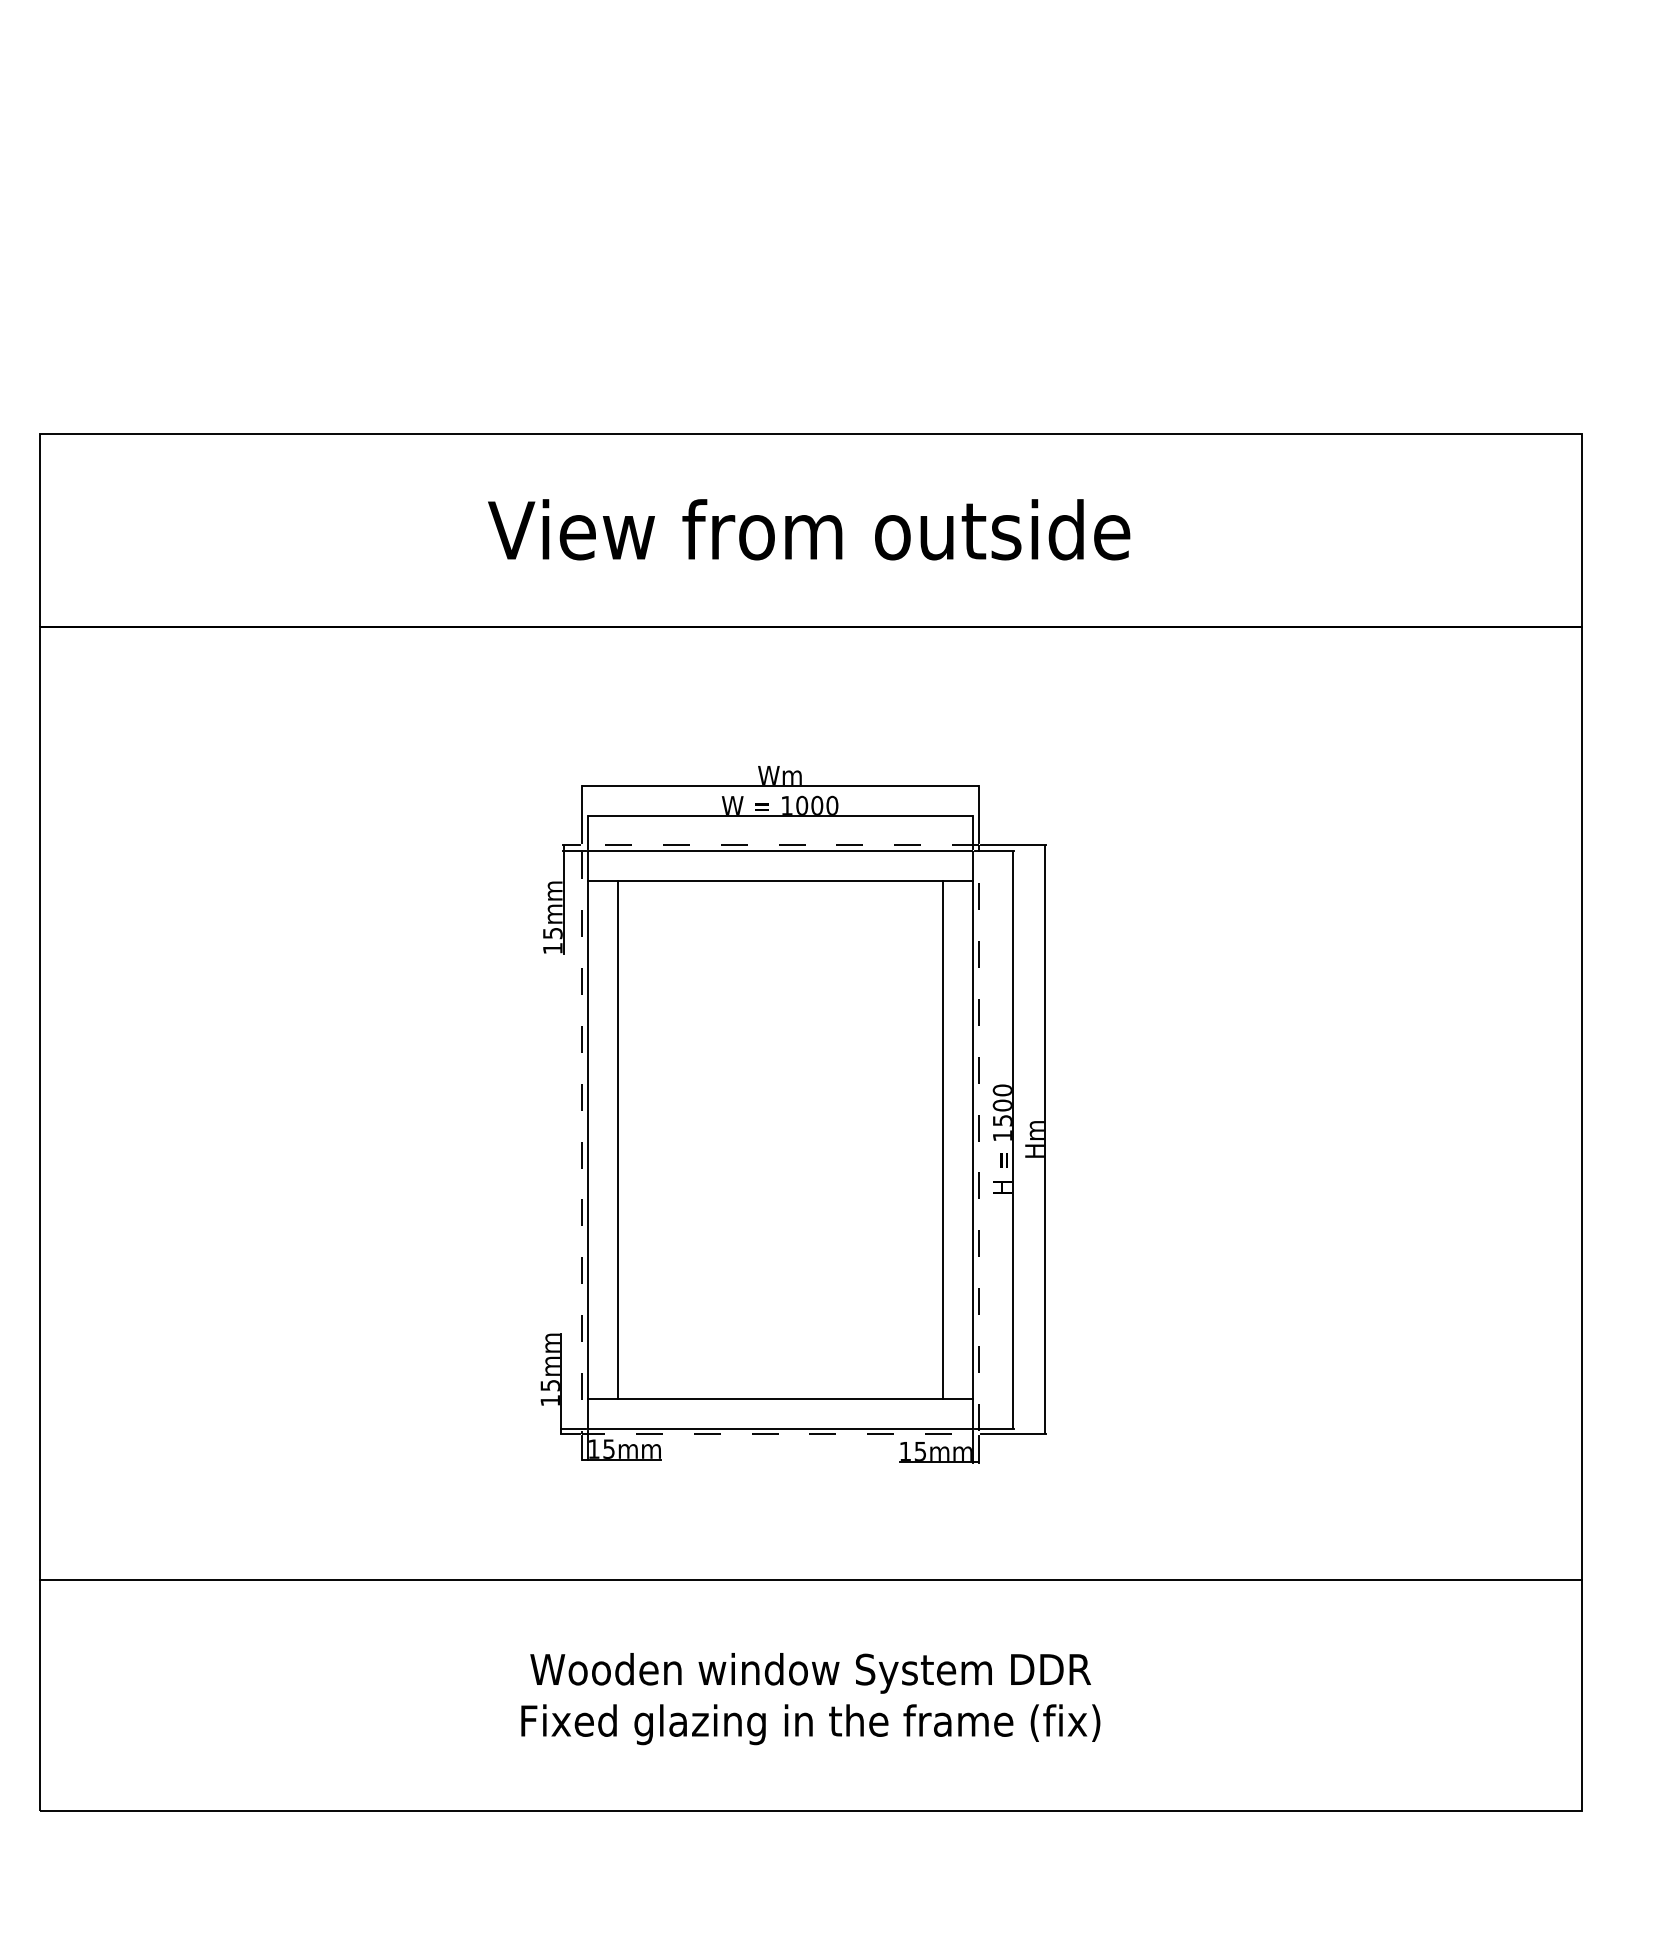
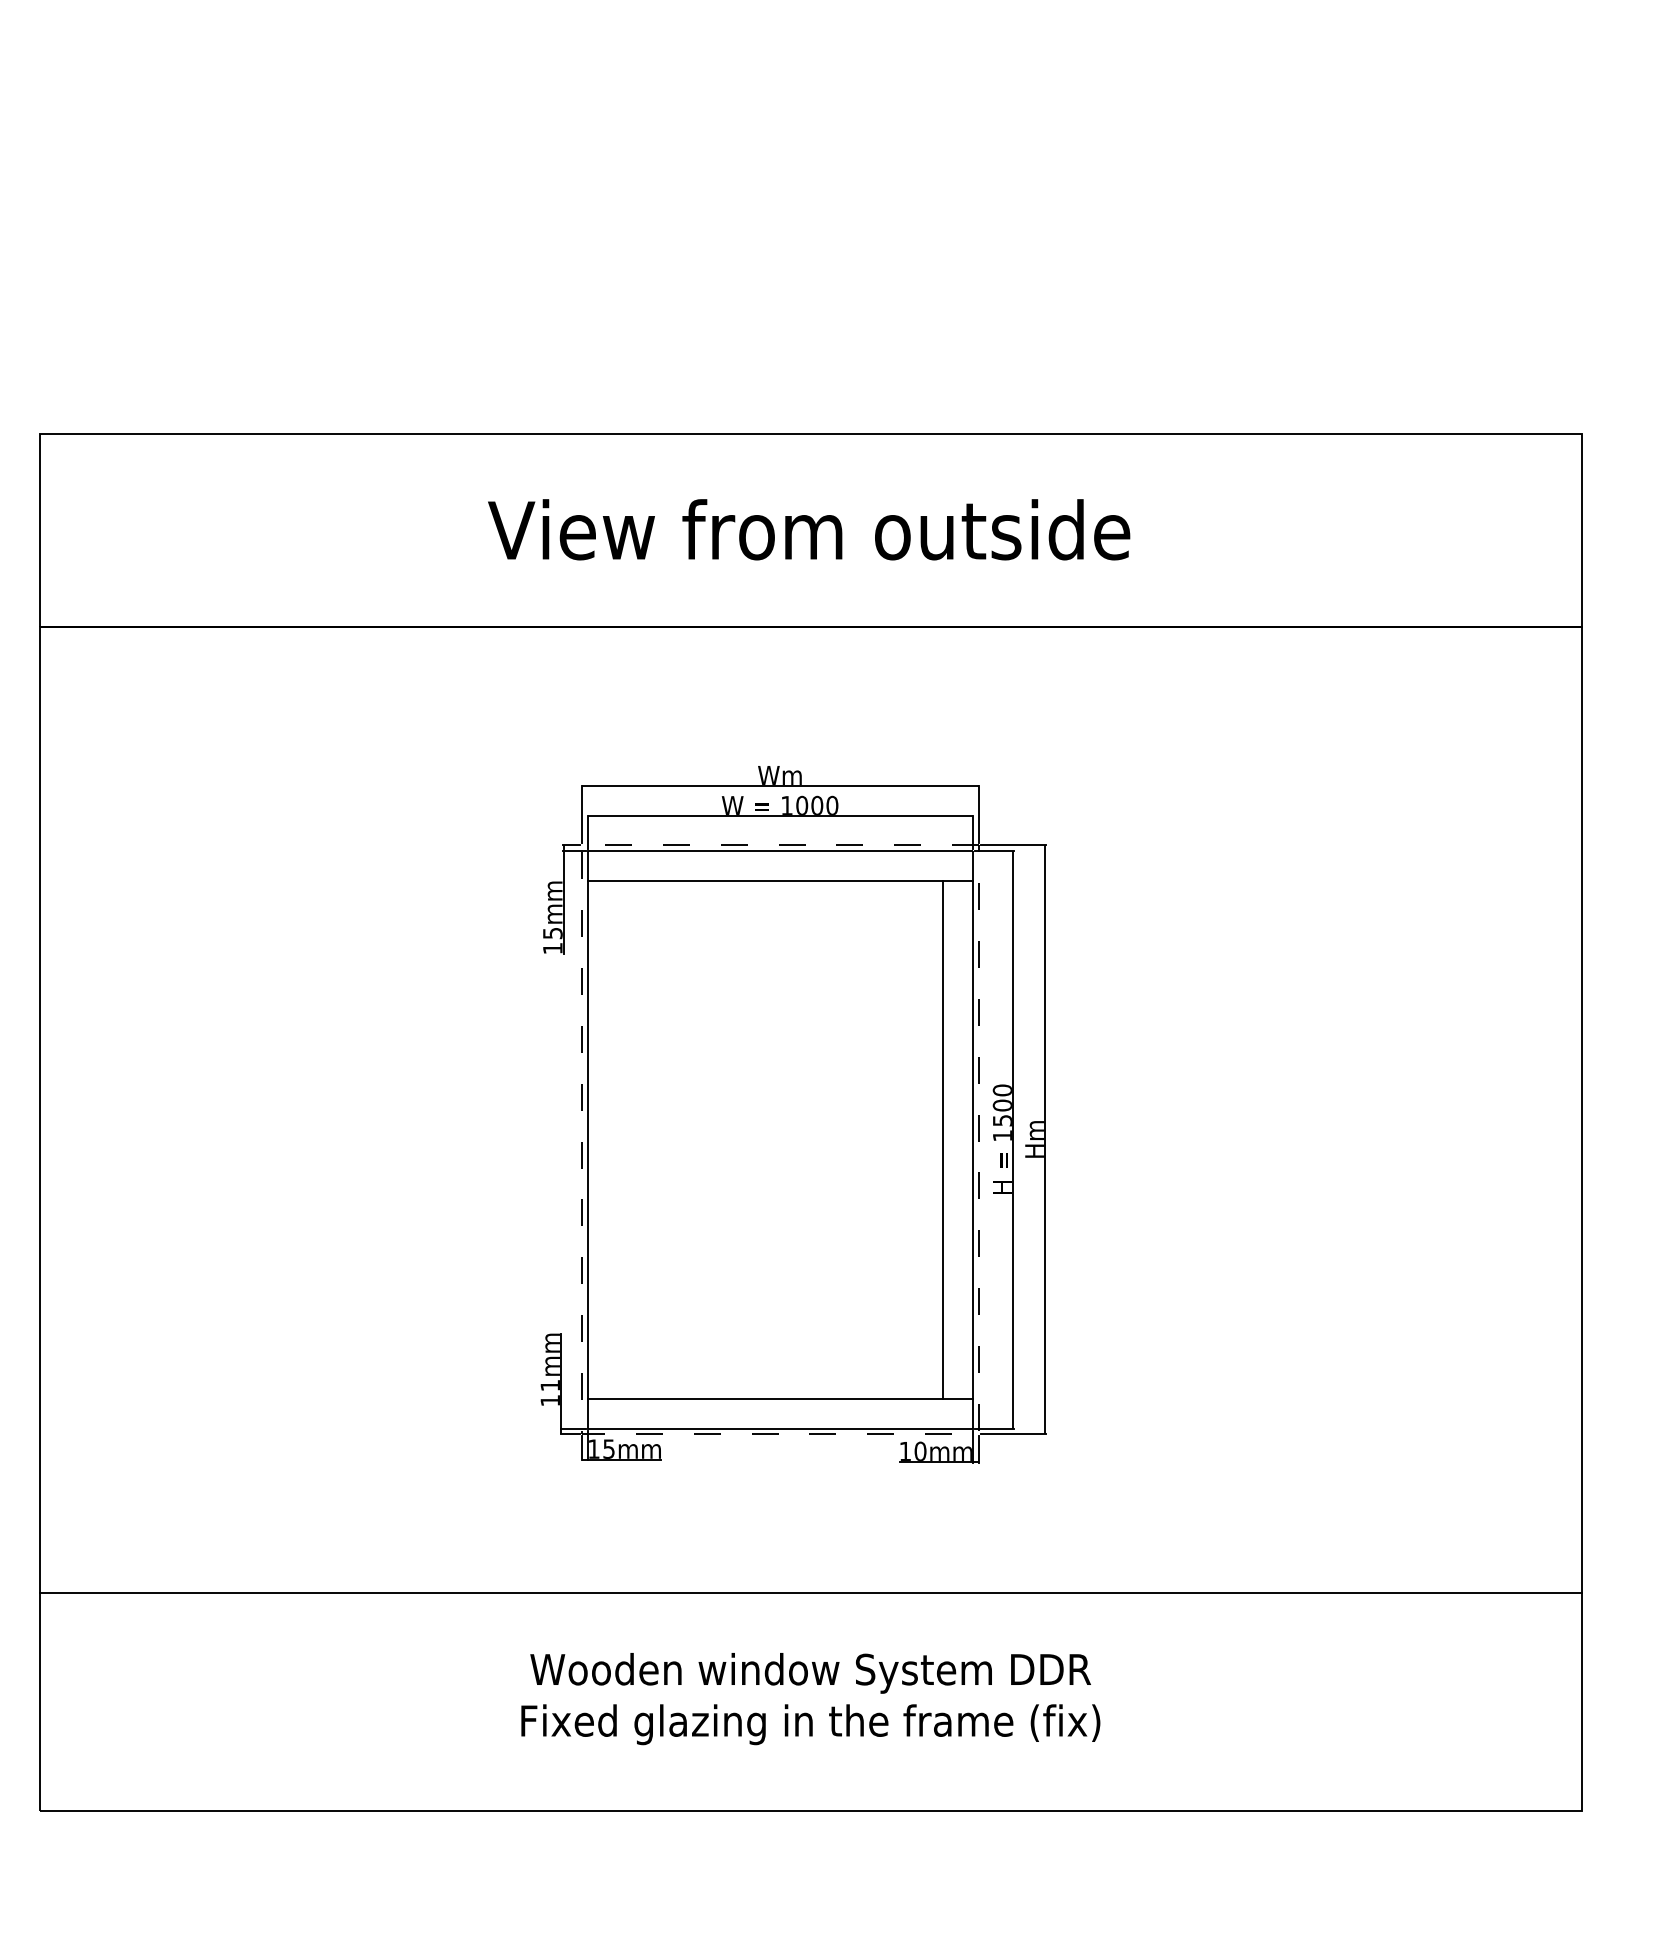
line: present -> none (617, 1139)
text: 15mm -> 11mm (549, 1385)
text: 15mm -> 10mm (920, 1450)
line position: (810, 1579) -> (810, 1592) (810, 1592)
